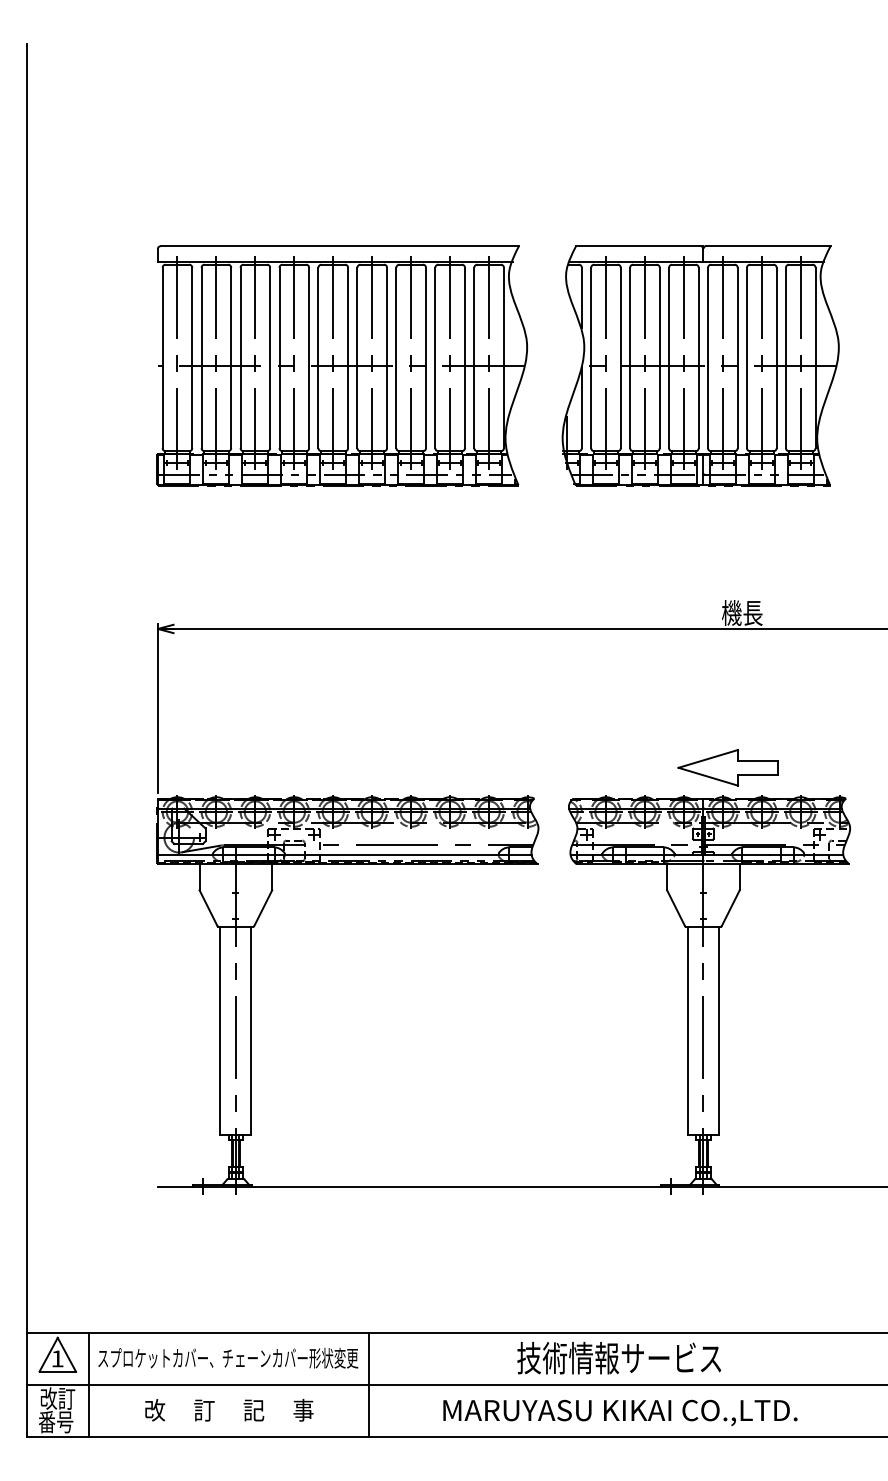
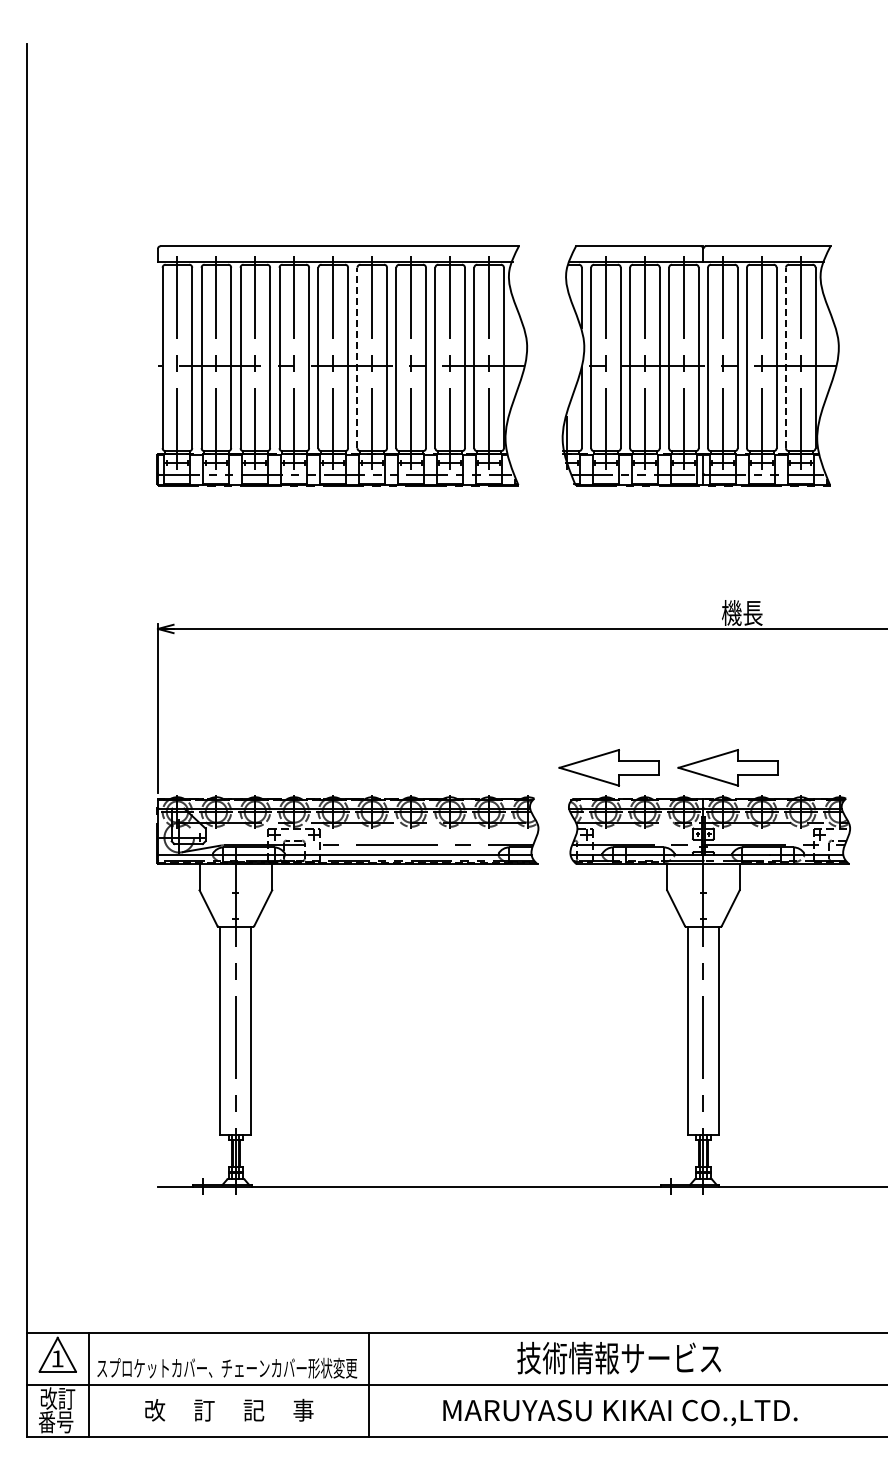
line: solid -> dashed (357, 357)
line: solid -> dashed (785, 357)
part: none -> present (608, 767)
text position: (228, 1358) -> (227, 1368) (227, 1368)
